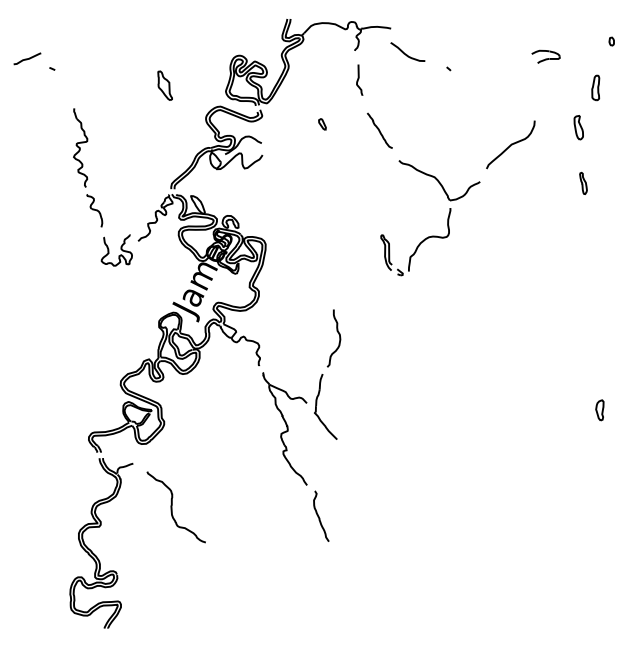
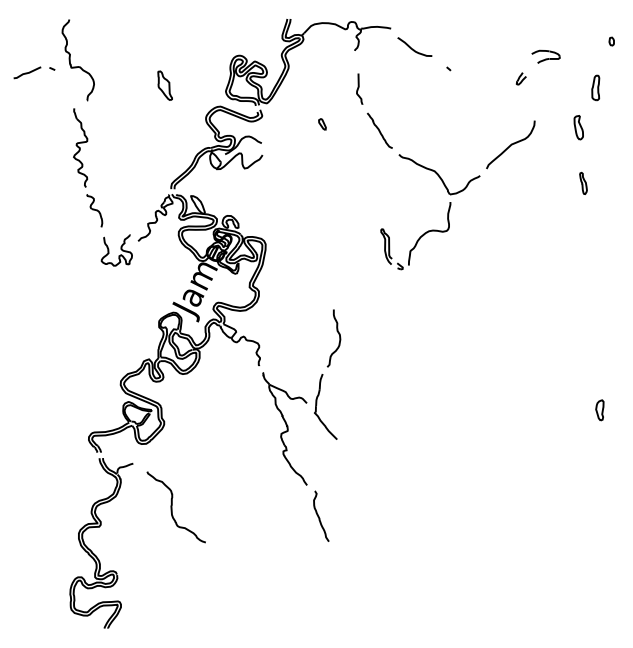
curve position: (405, 53) -> (412, 48) (412, 48)
line position: (27, 58) -> (27, 72) (27, 72)
curve: none -> present (77, 66)
part: none -> present (520, 78)
curve position: (359, 79) -> (359, 88) (359, 88)
part position: (447, 218) -> (447, 212) (447, 212)
